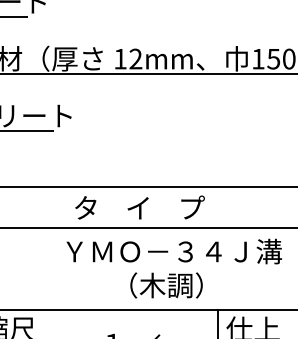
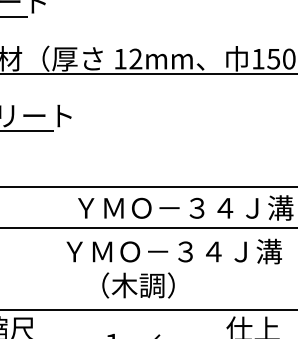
text: タ    イ    プ -> ＹＭＯ－３４Ｊ溝 (184, 207)
text position: (166, 285) -> (138, 285) (138, 285)
line: present -> none (217, 322)
